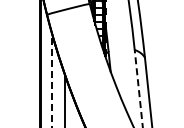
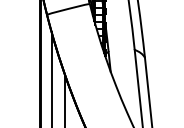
line: dashed -> solid (51, 79)
line: dashed -> solid (138, 88)
